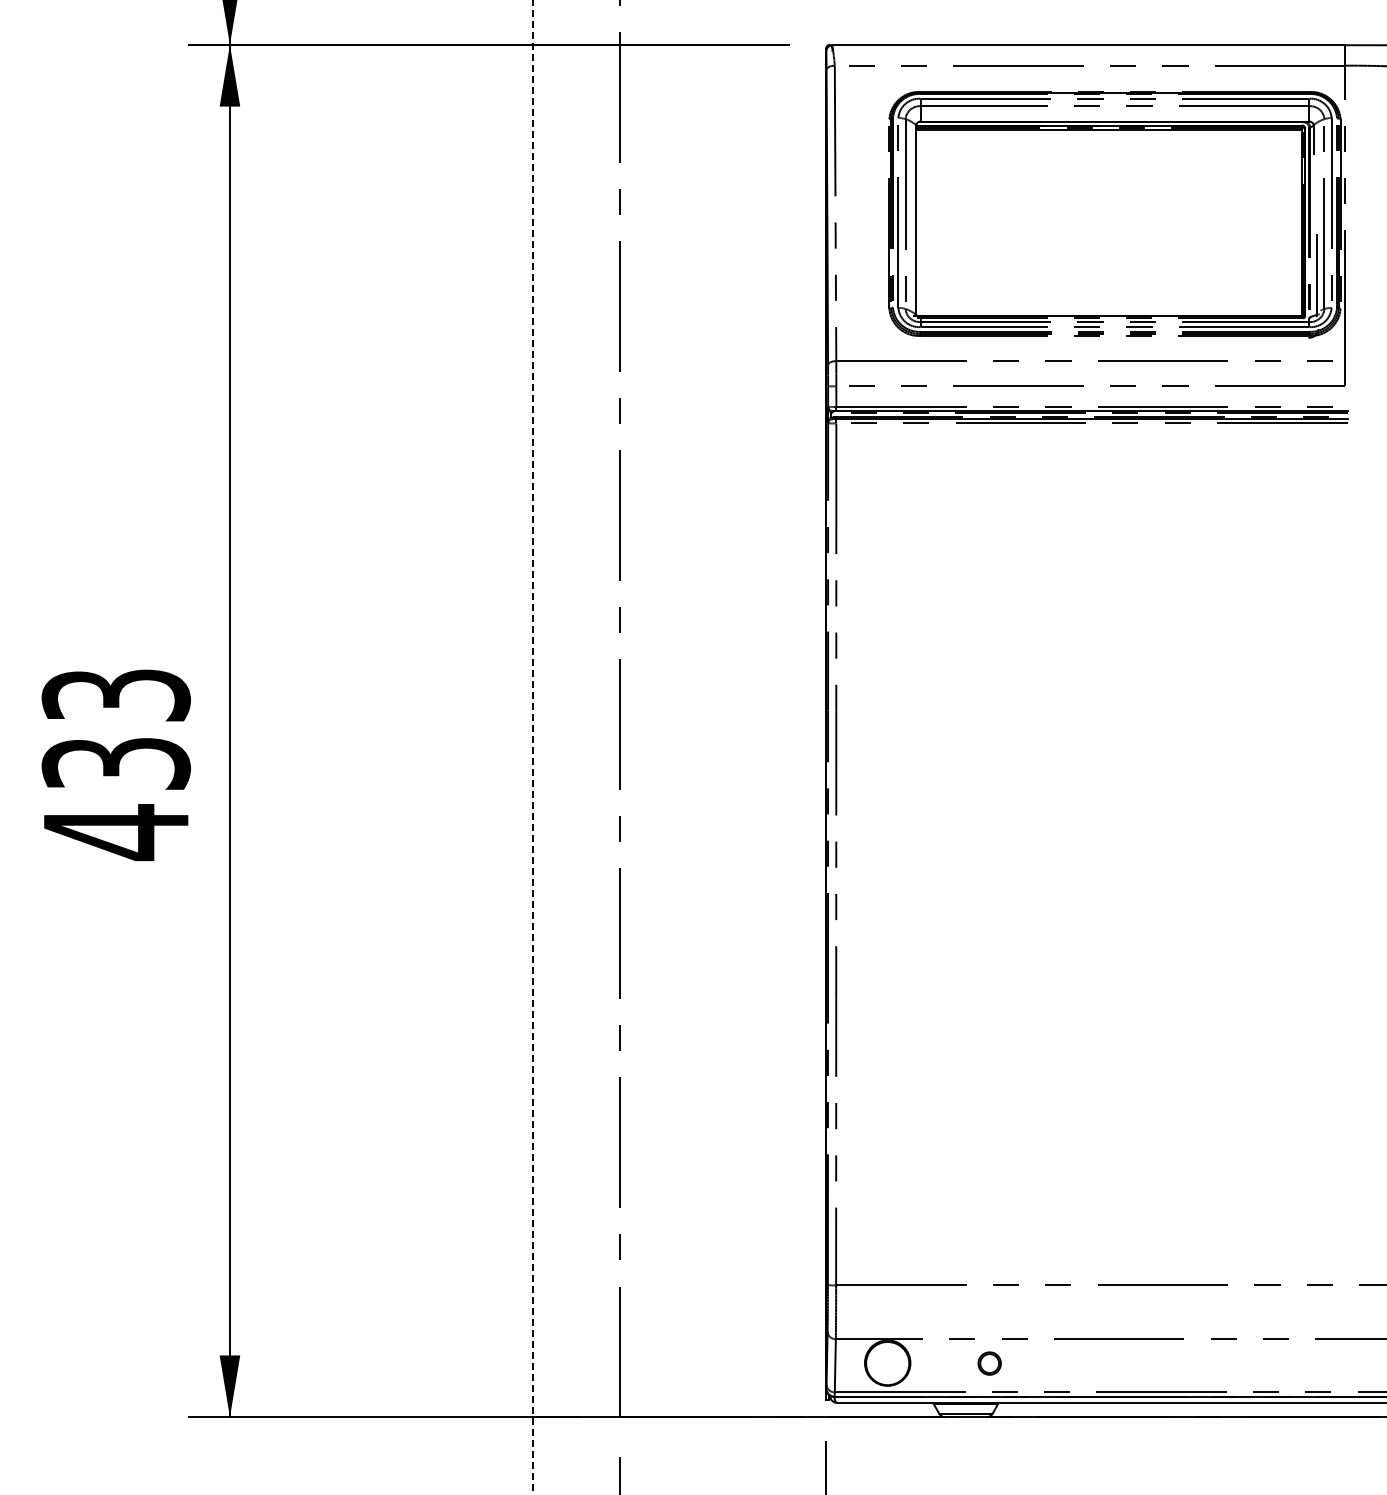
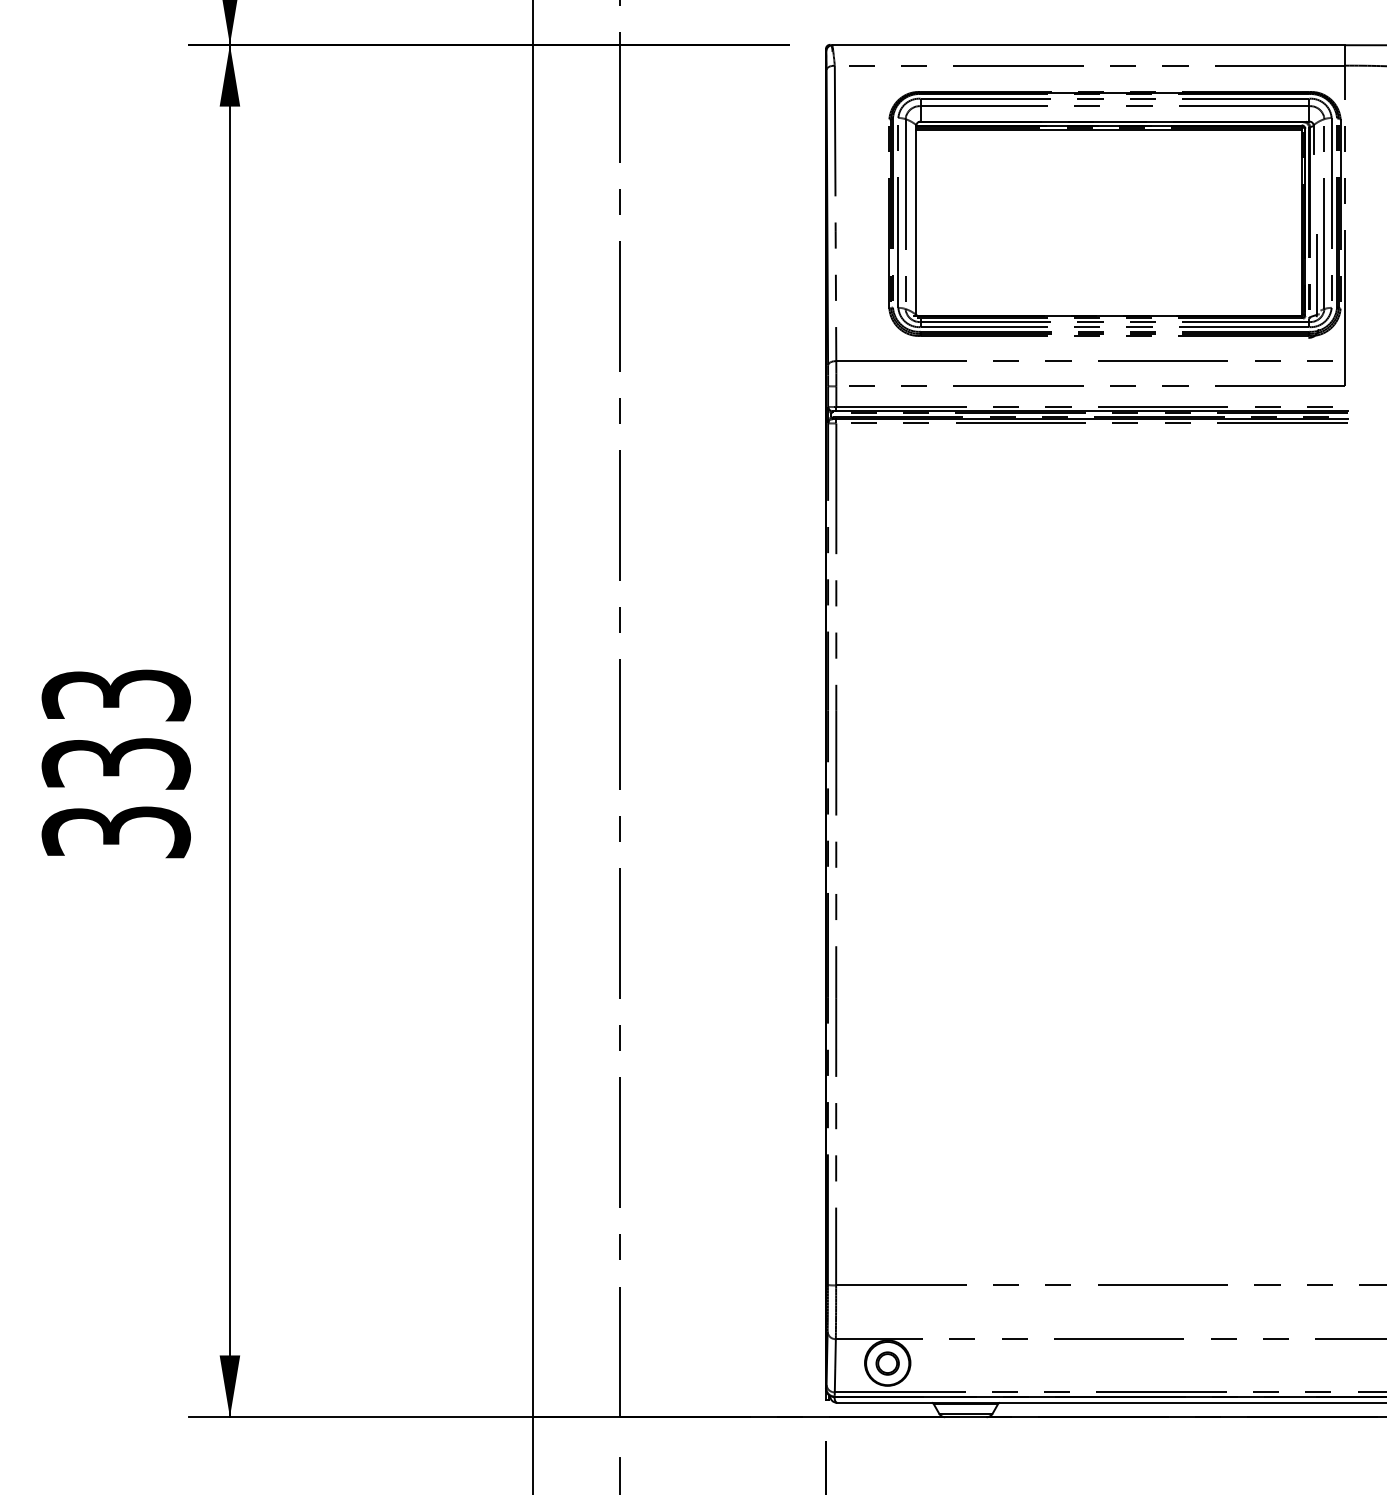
line: dashed -> solid (533, 747)
text: 433 -> 333 (115, 832)
part position: (989, 1363) -> (887, 1363) (887, 1363)
